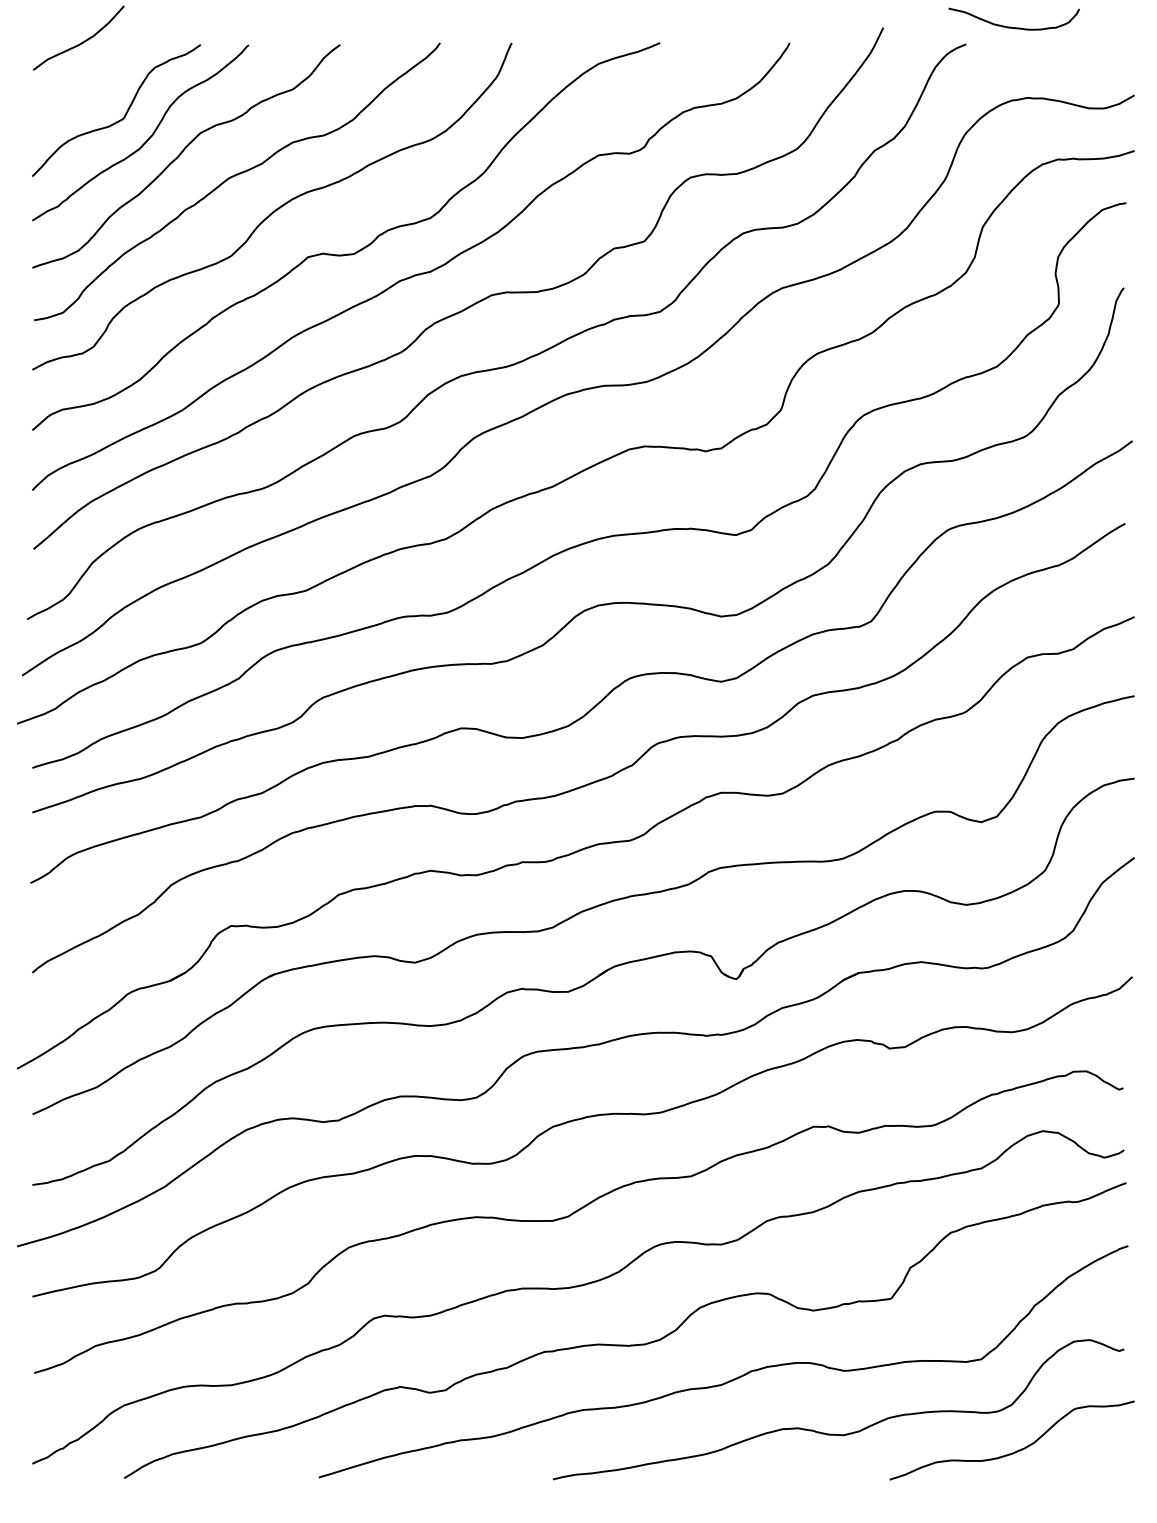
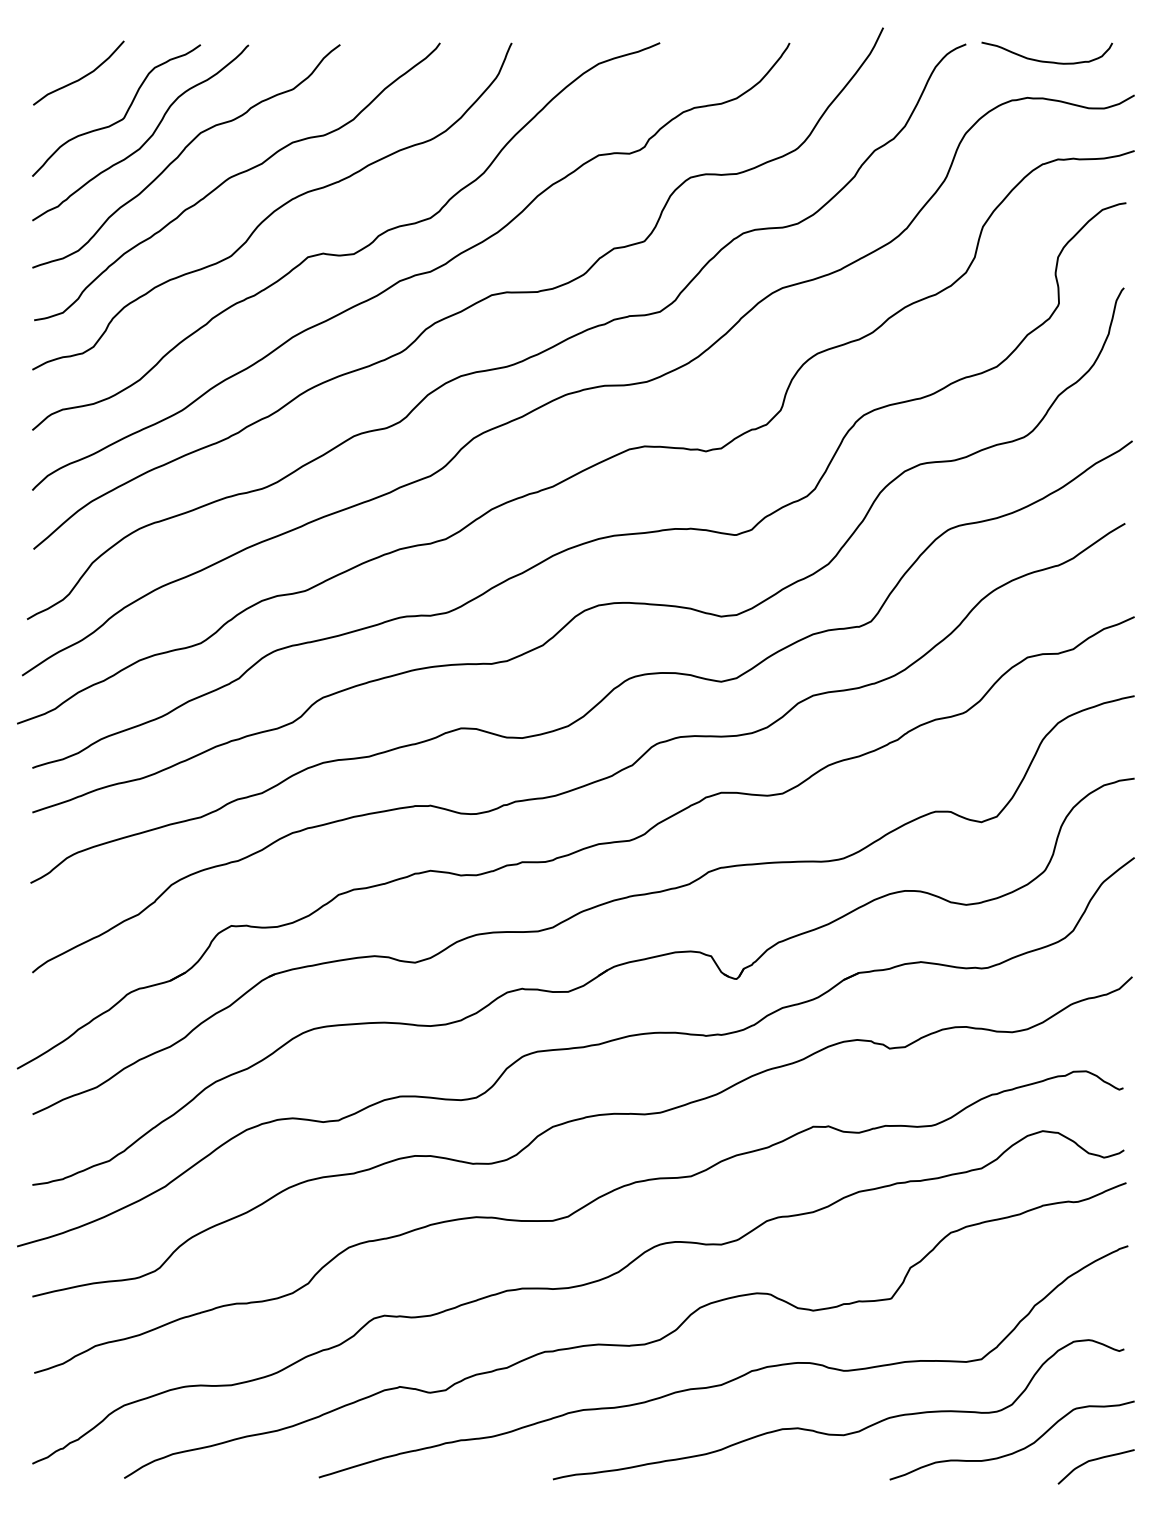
curve position: (1011, 26) -> (1044, 60) (1044, 60)
curve position: (82, 41) -> (82, 76) (82, 76)
curve: none -> present (1092, 1461)
